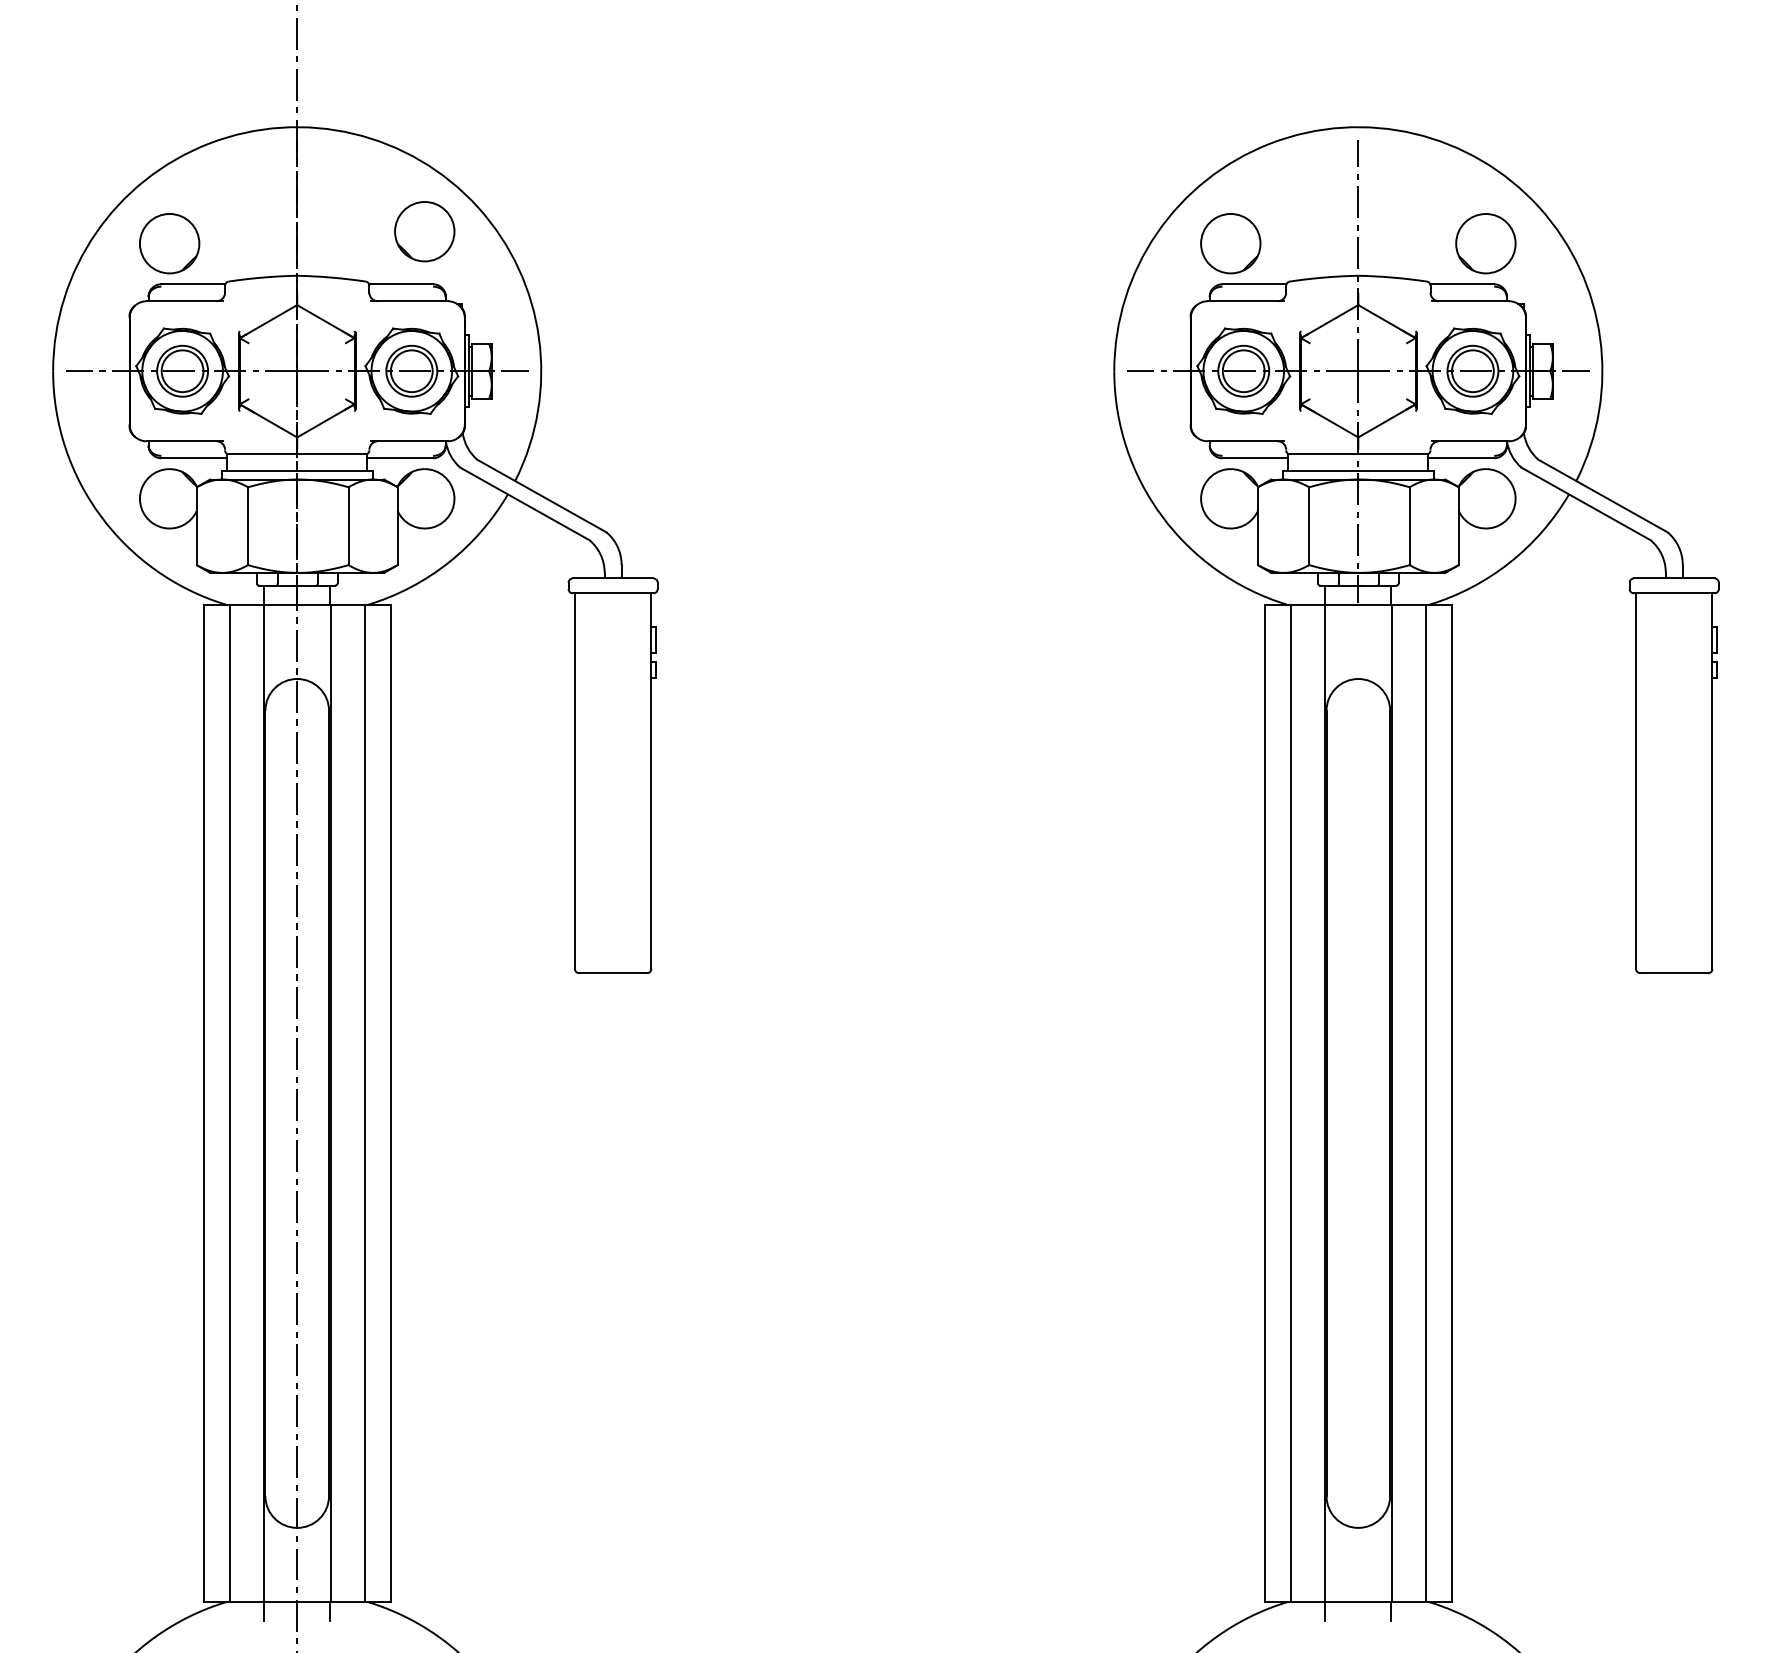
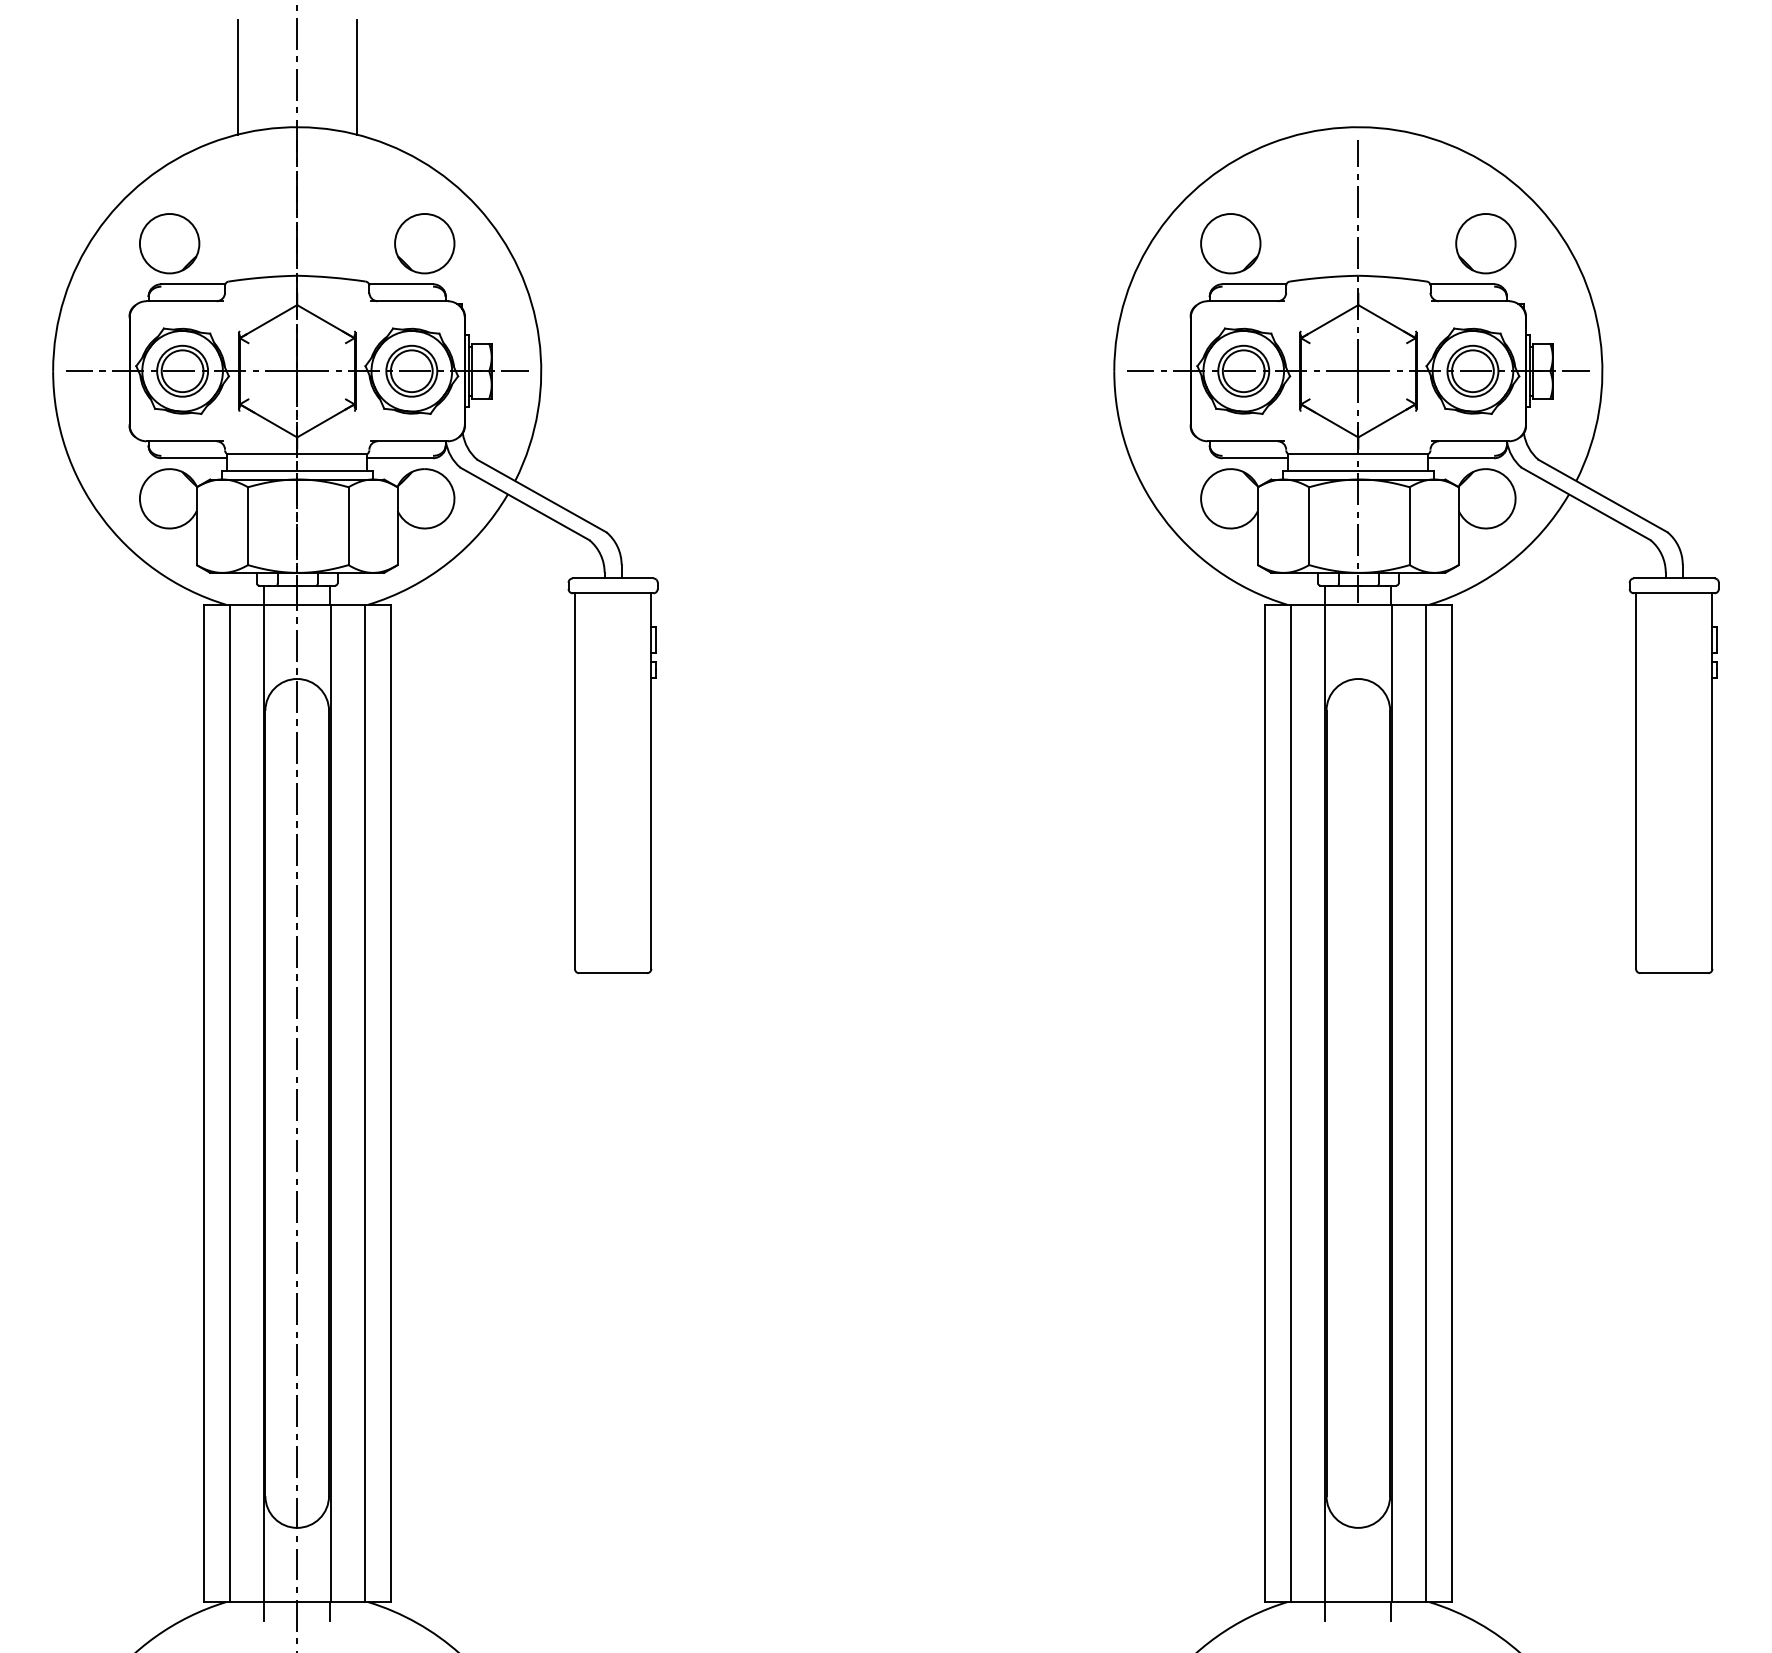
line: none -> present (237, 76)
line: none -> present (356, 76)
circle position: (424, 231) -> (424, 243) (424, 243)
